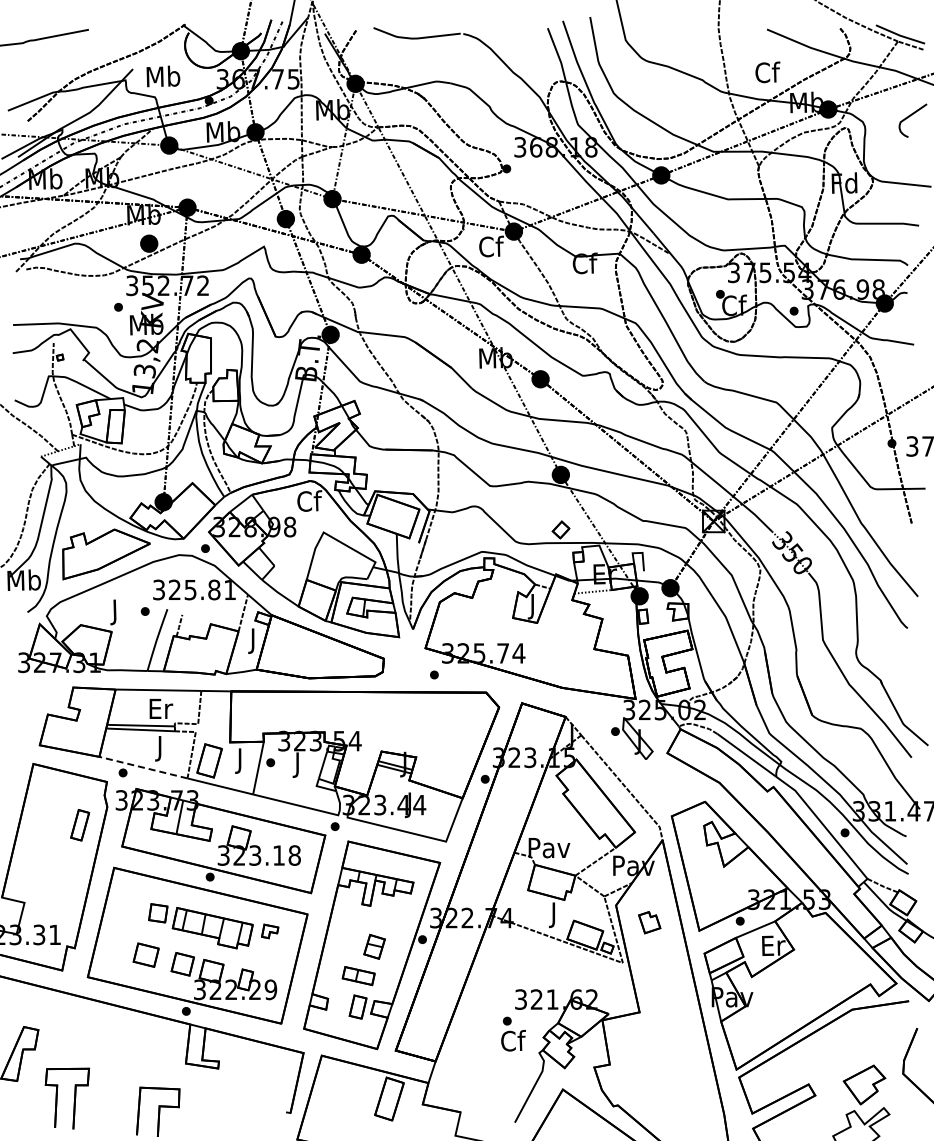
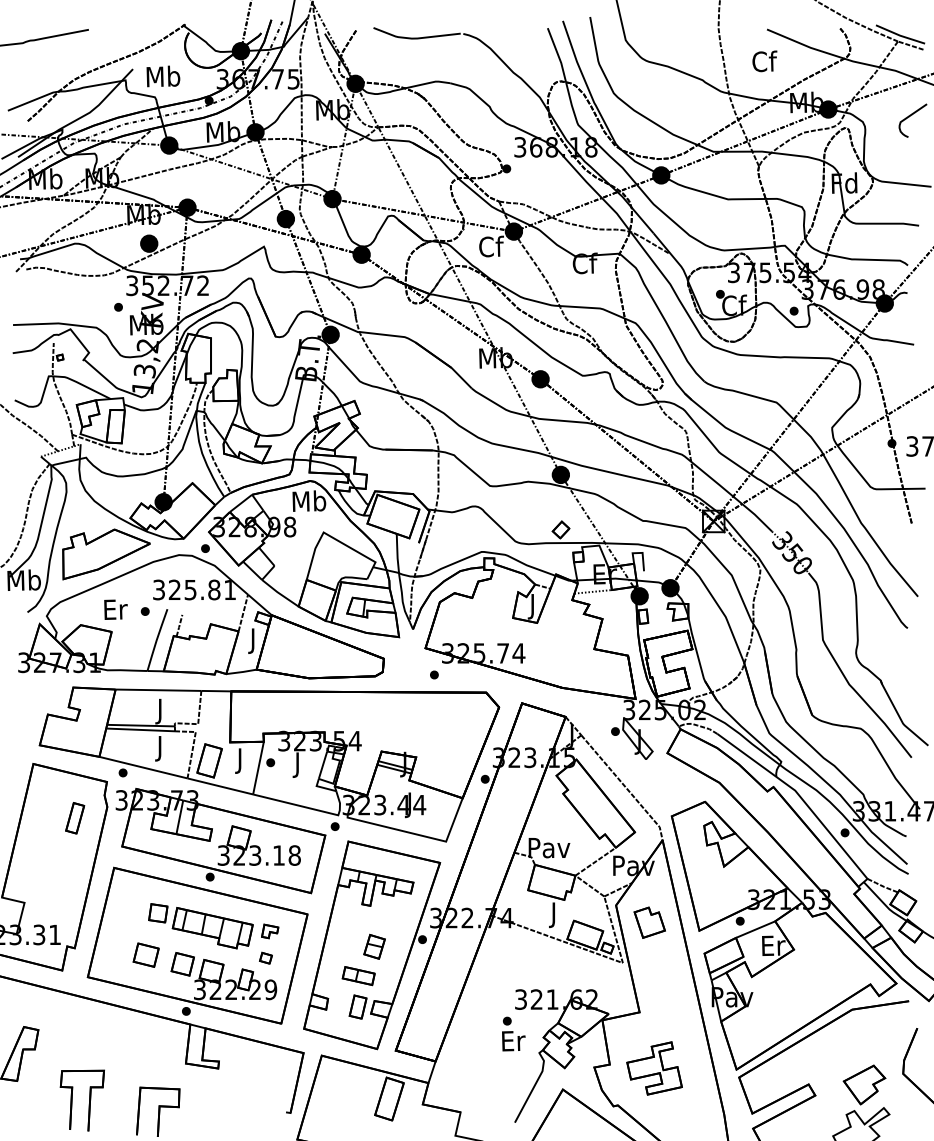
text position: (767, 72) -> (764, 61) (764, 61)
text: Cf -> Mb (309, 500)
text: J -> Er (115, 612)
text: Er -> J (161, 711)
line: dashed -> solid (143, 767)
part position: (80, 825) -> (75, 818) (75, 818)
part size: 24x24 px -> 33x33 px (649, 922)
part: none -> present (265, 957)
text: Cf -> Er (513, 1040)
part: none -> present (654, 1068)
part position: (74, 1098) -> (89, 1100) (89, 1100)
